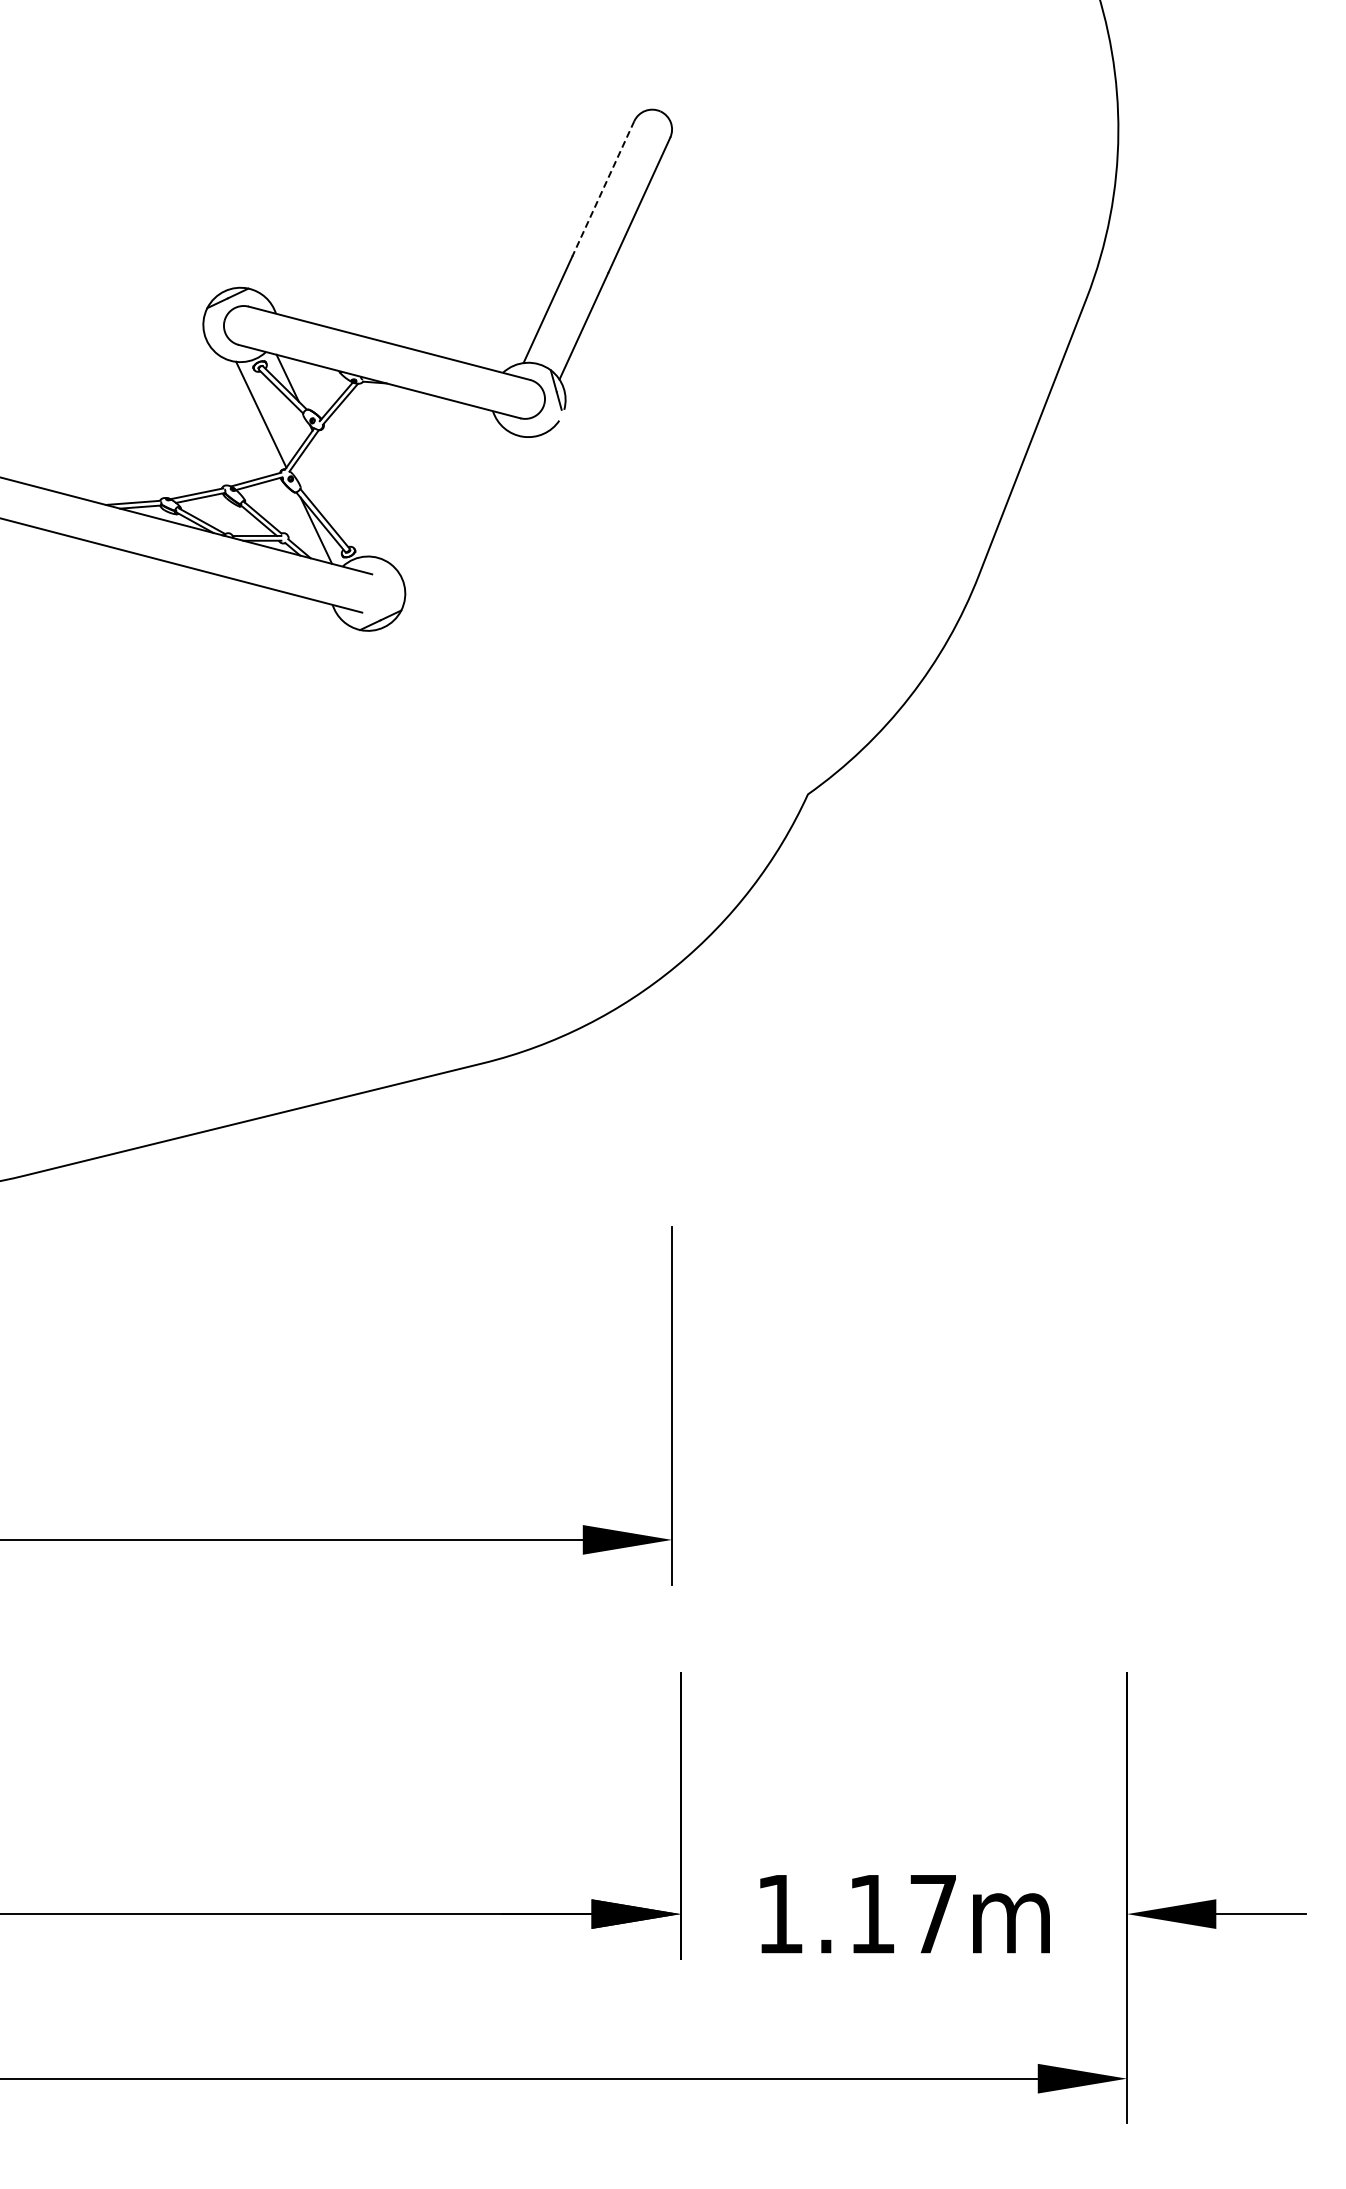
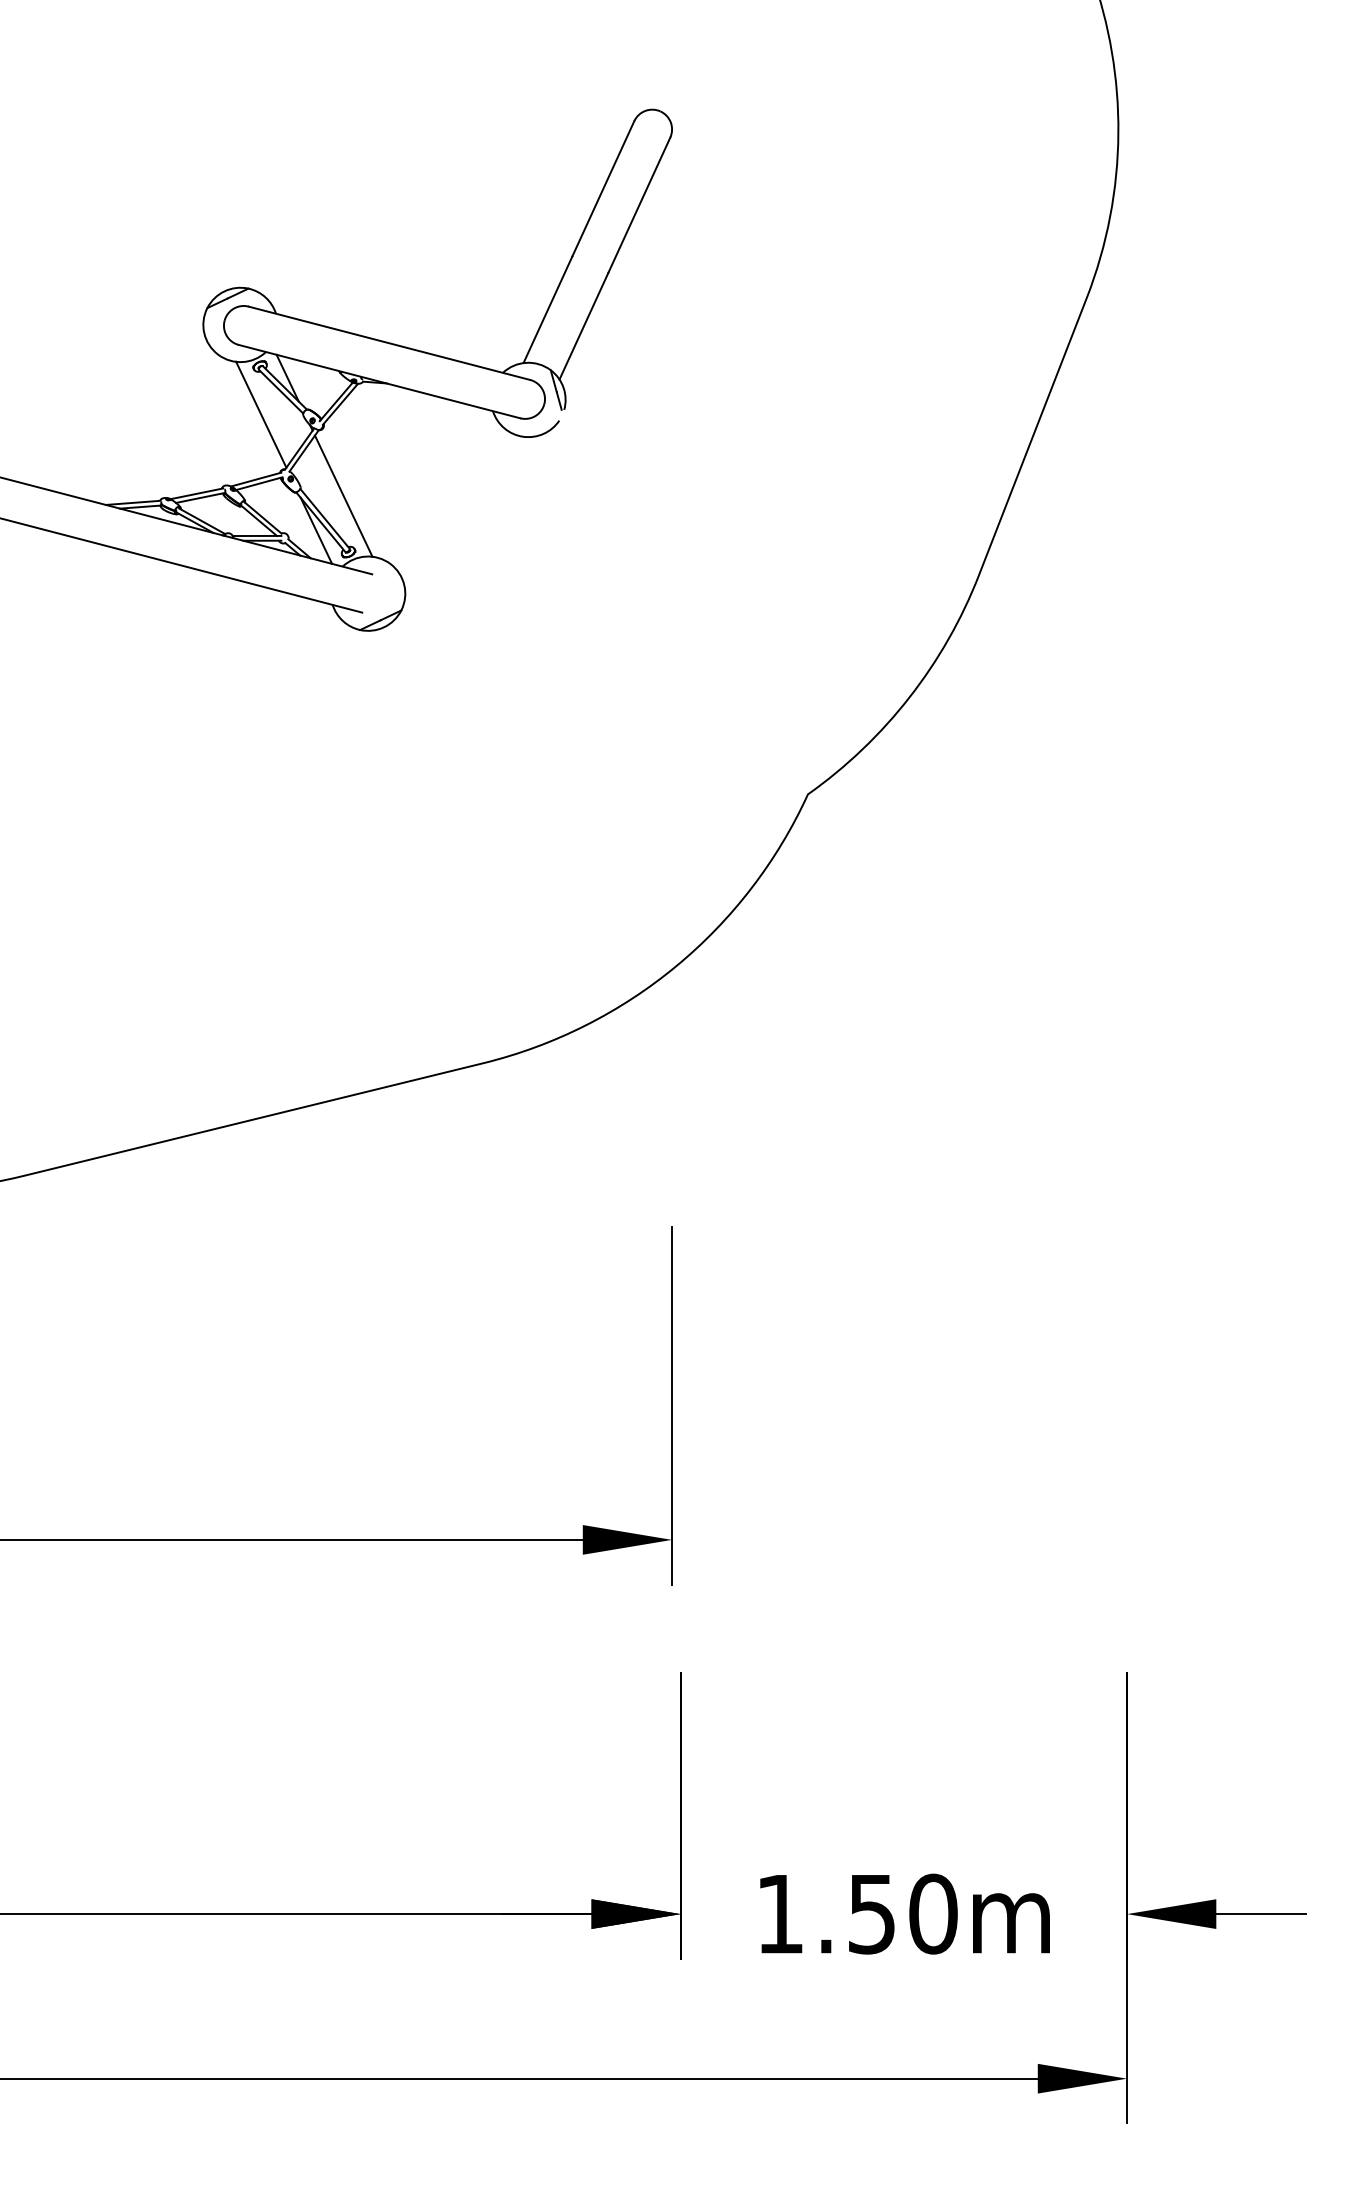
line: dashed -> solid (603, 189)
line: none -> present (343, 495)
text: 1.17m -> 1.50m (903, 1913)
